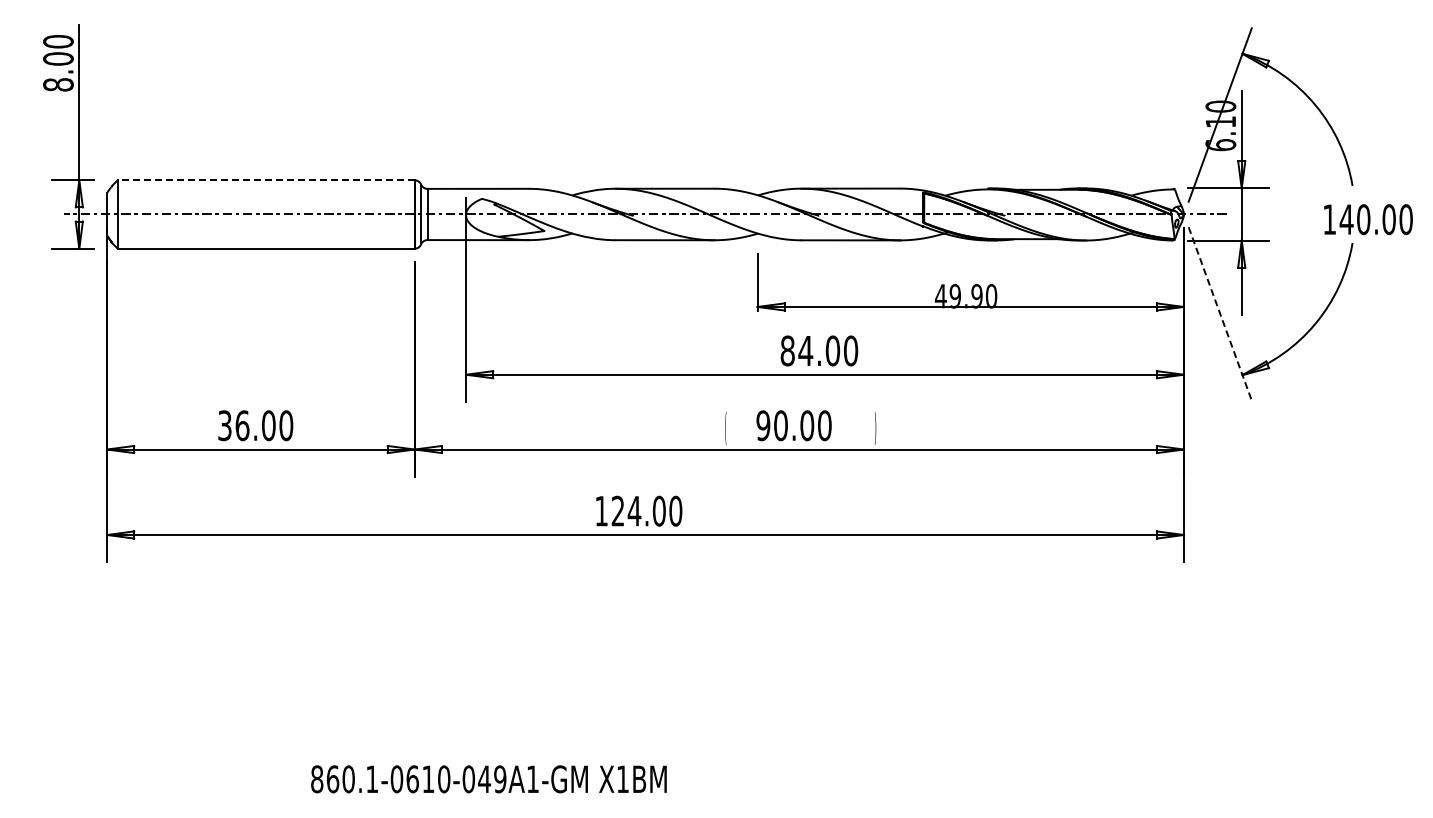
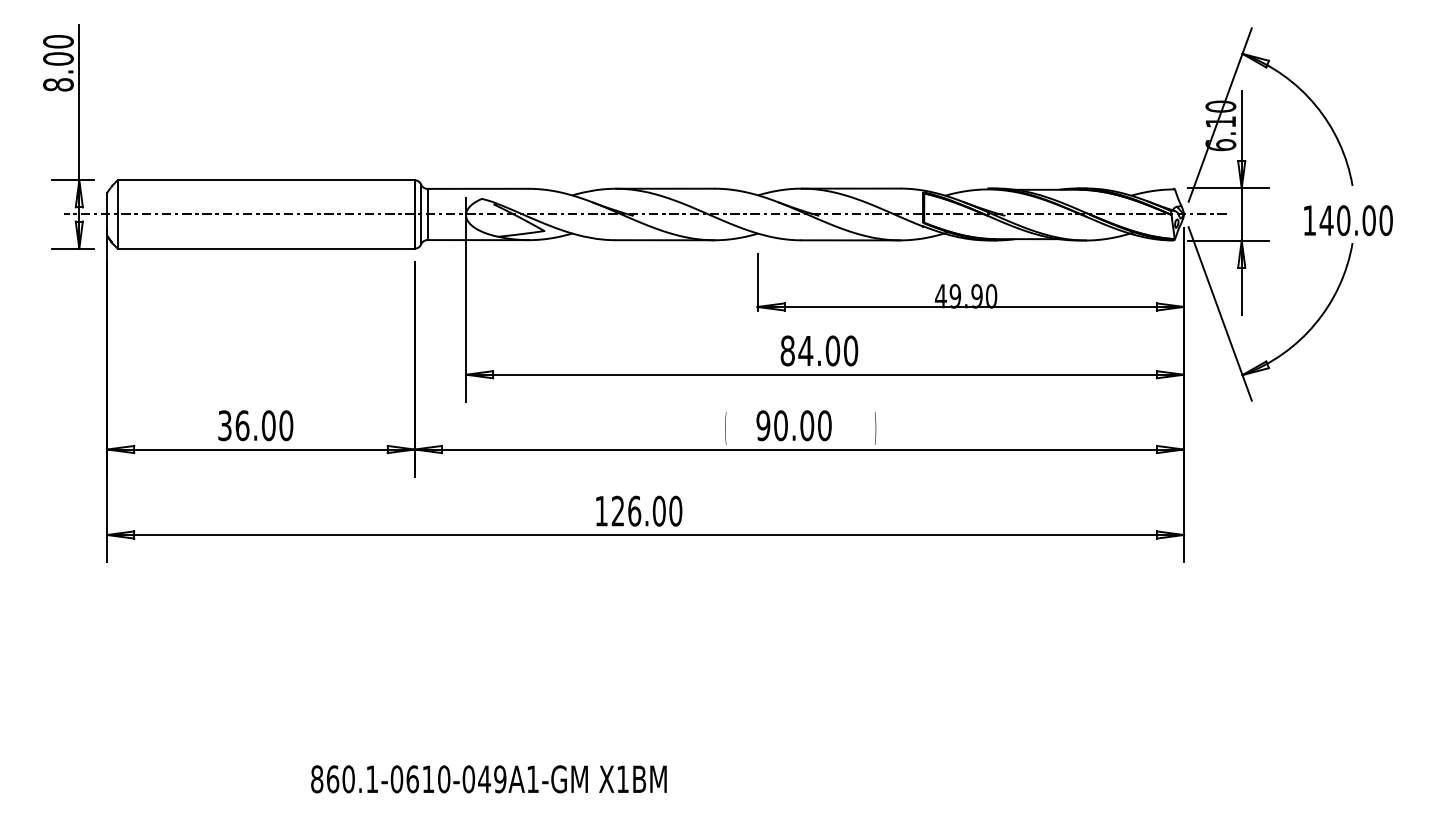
line: dashed -> solid (266, 180)
text position: (1368, 219) -> (1348, 220) (1348, 220)
line: dashed -> solid (1220, 314)
text: 124.00 -> 126.00 (634, 510)
